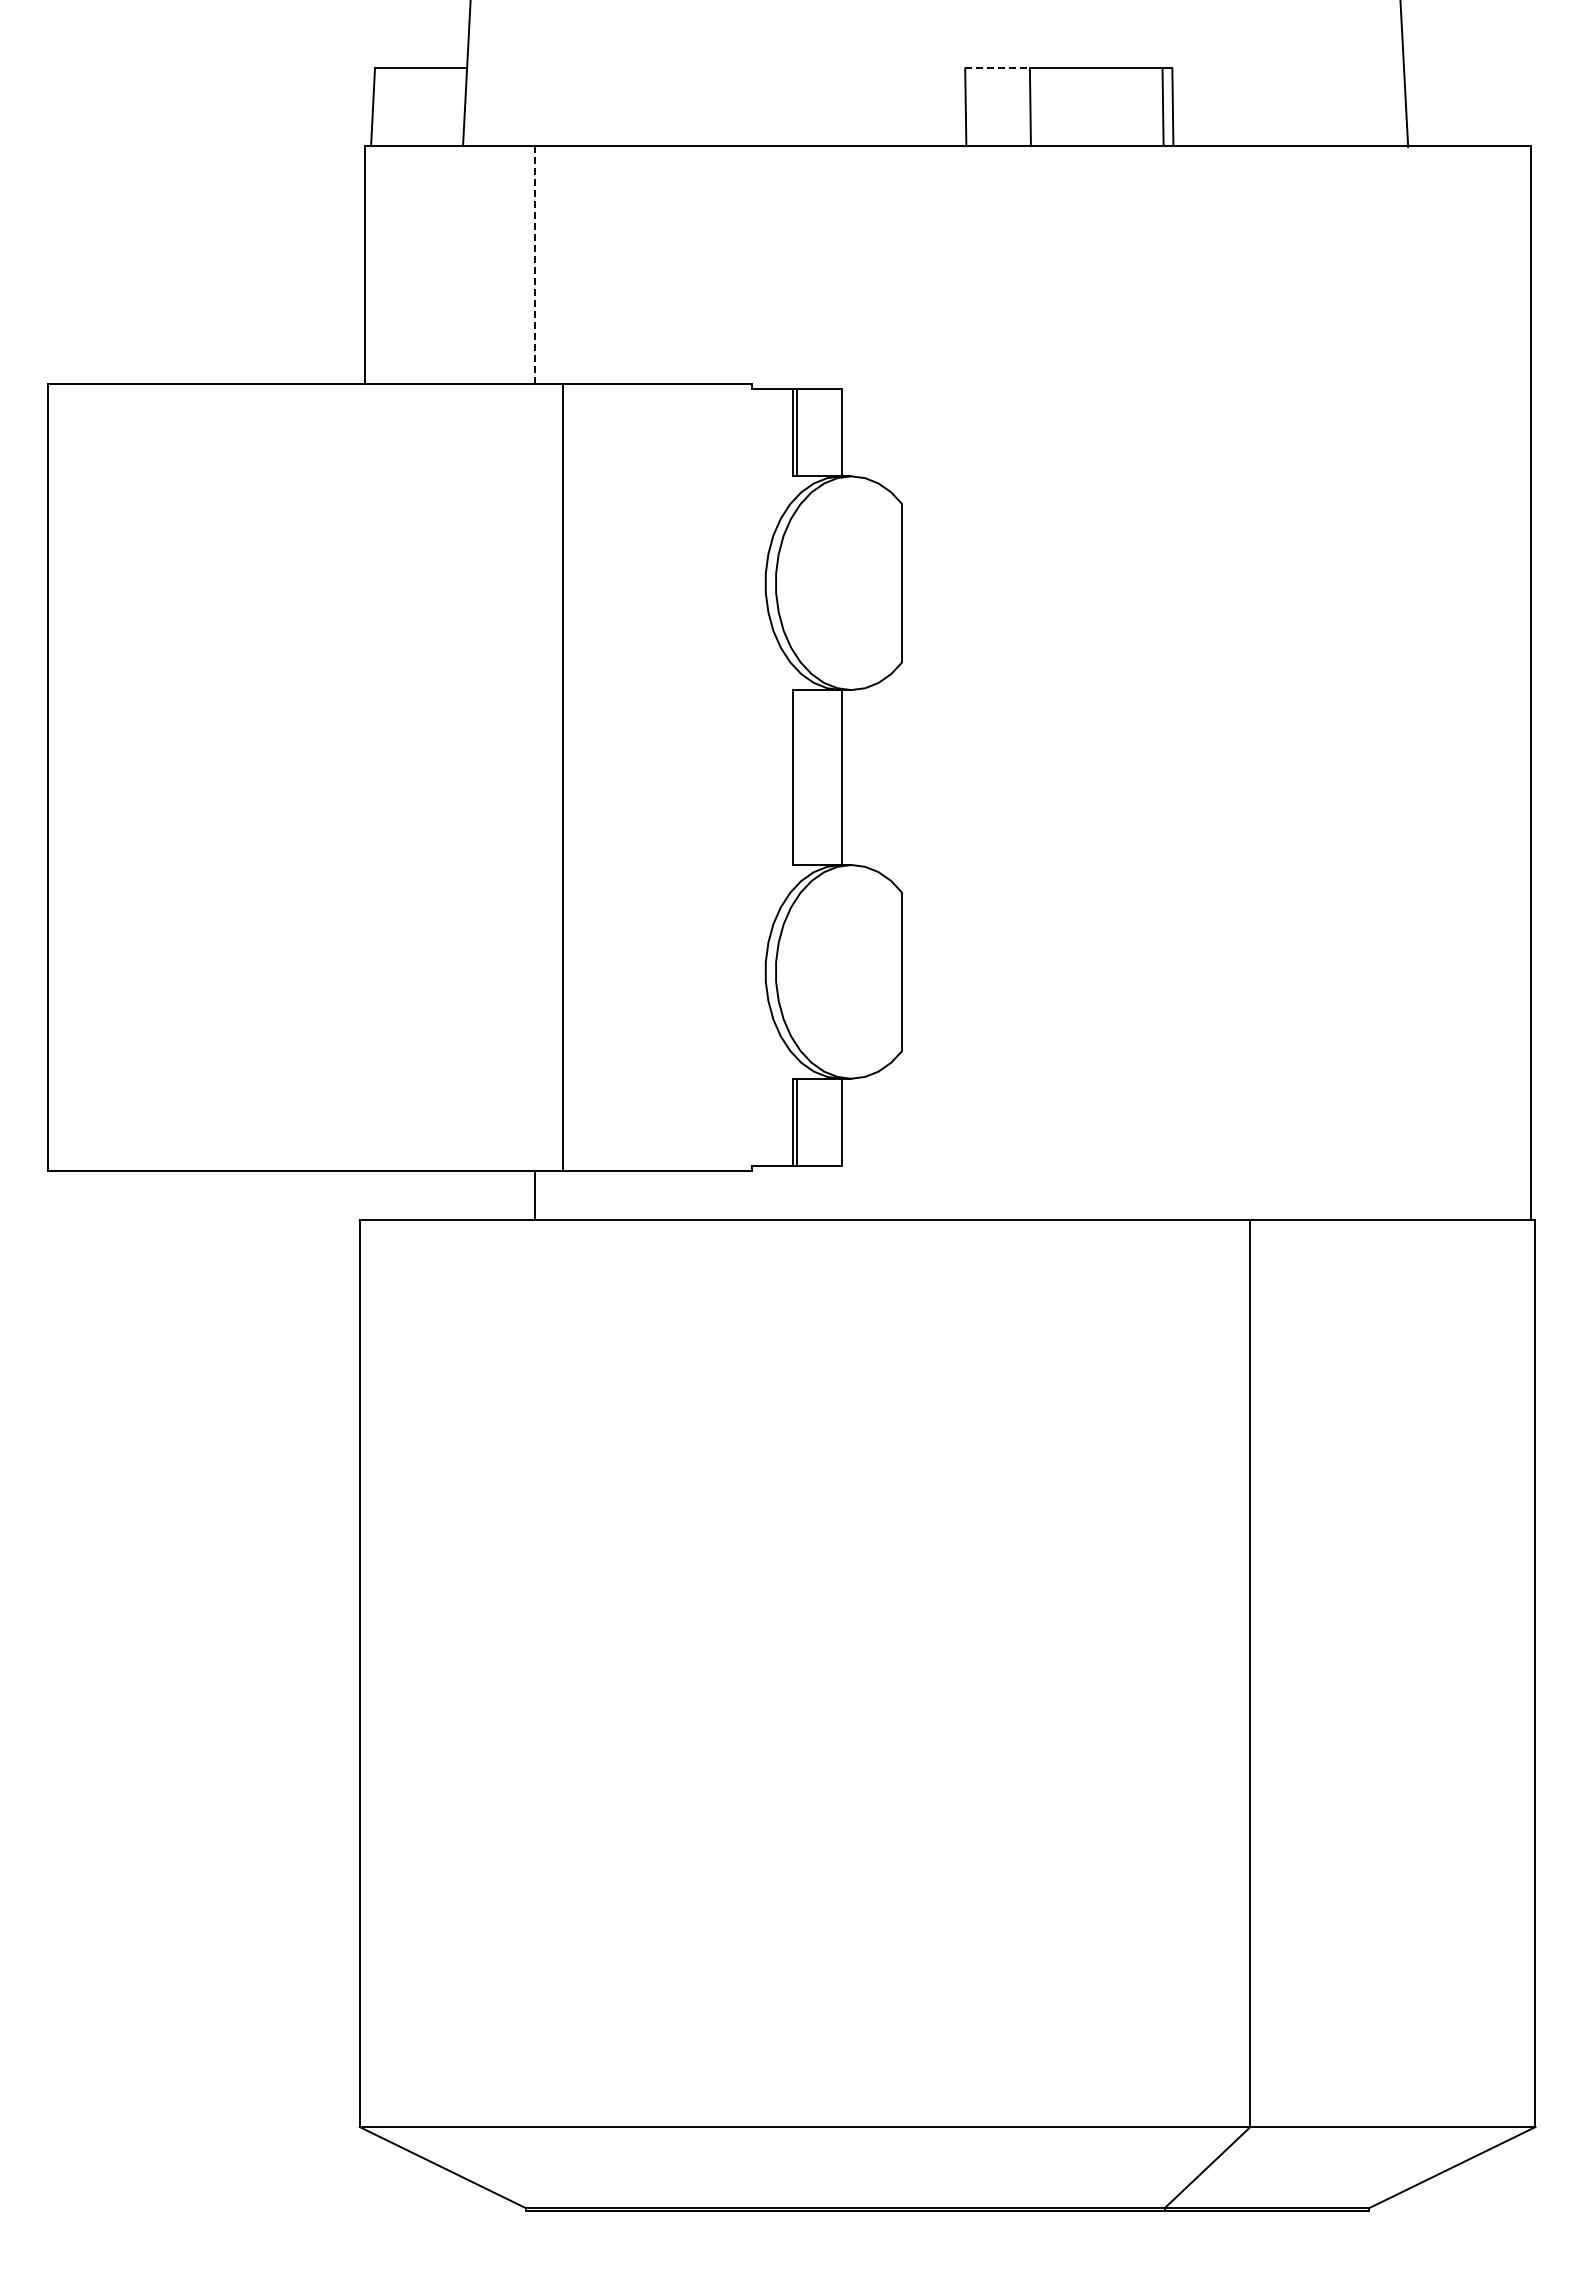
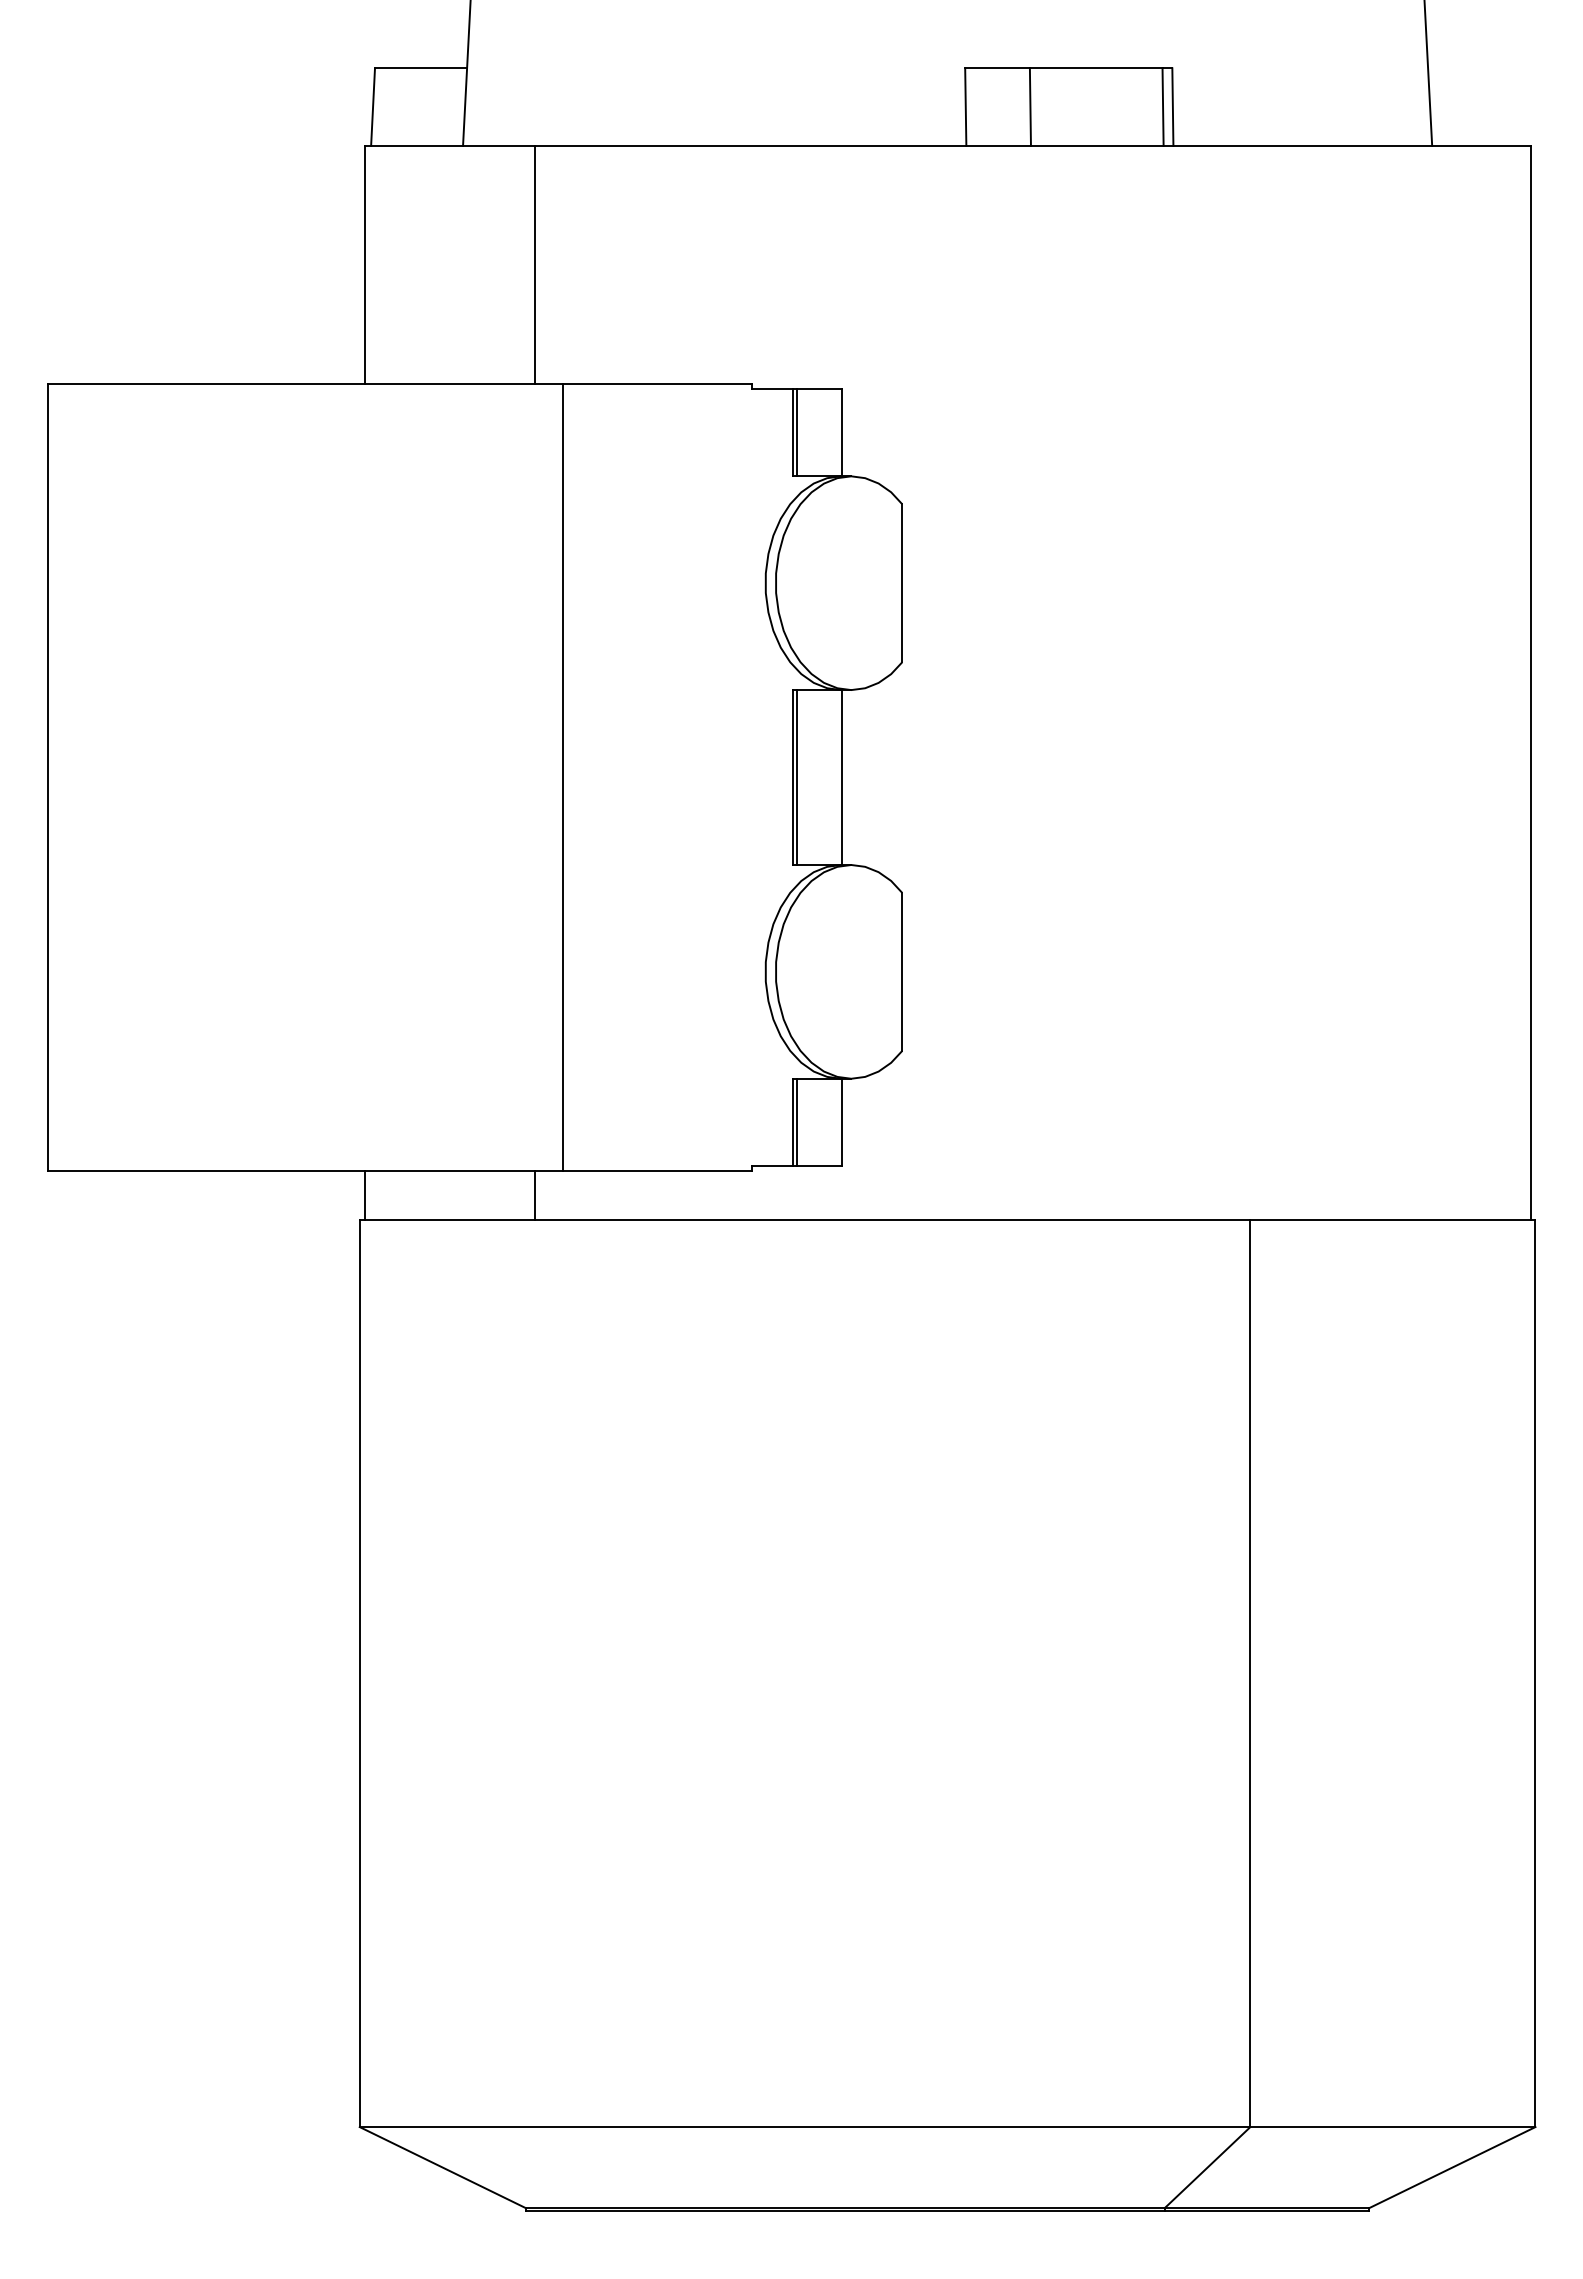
line: dashed -> solid (998, 68)
line position: (1404, 74) -> (1428, 73) (1428, 73)
line: dashed -> solid (535, 265)
line: none -> present (796, 777)
line: none -> present (364, 1195)
